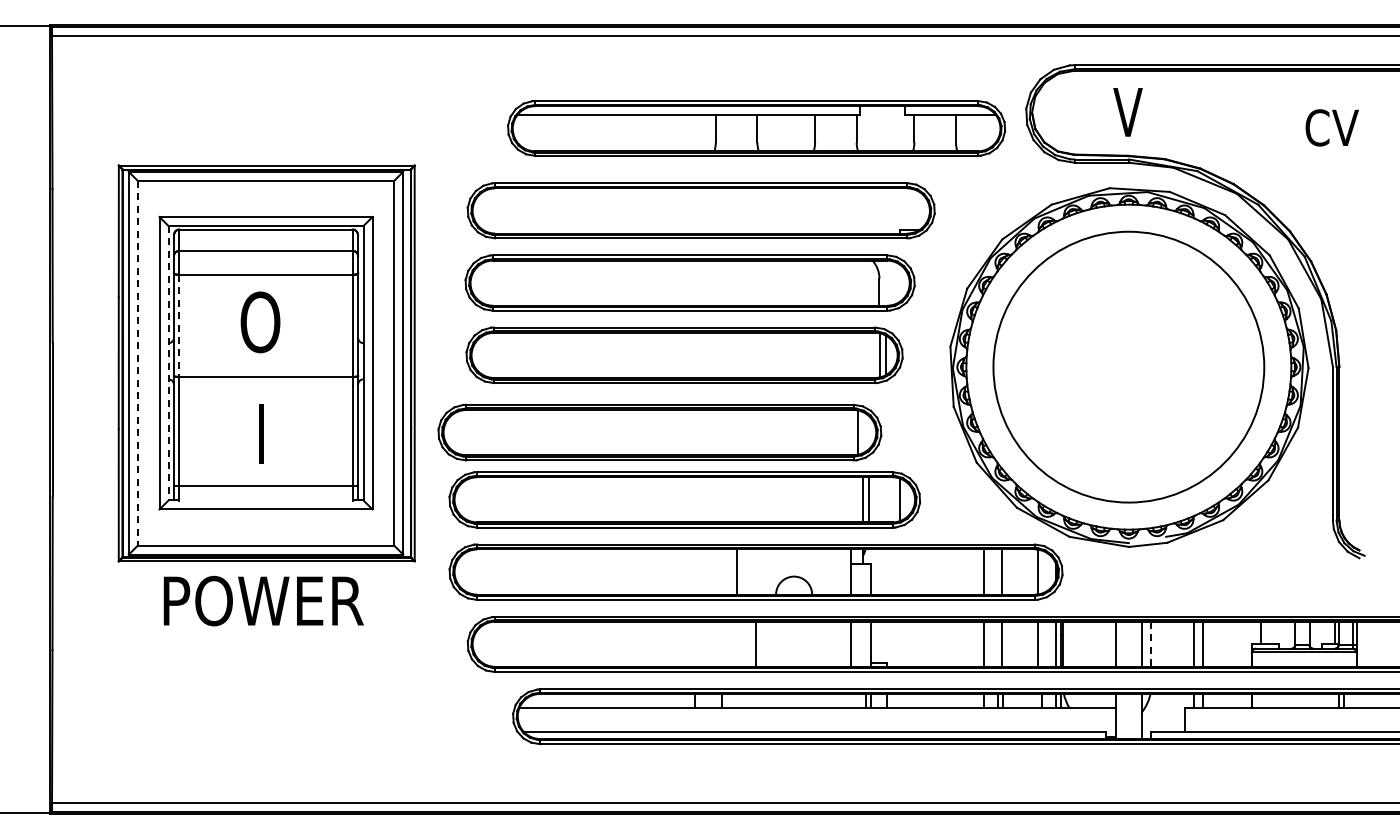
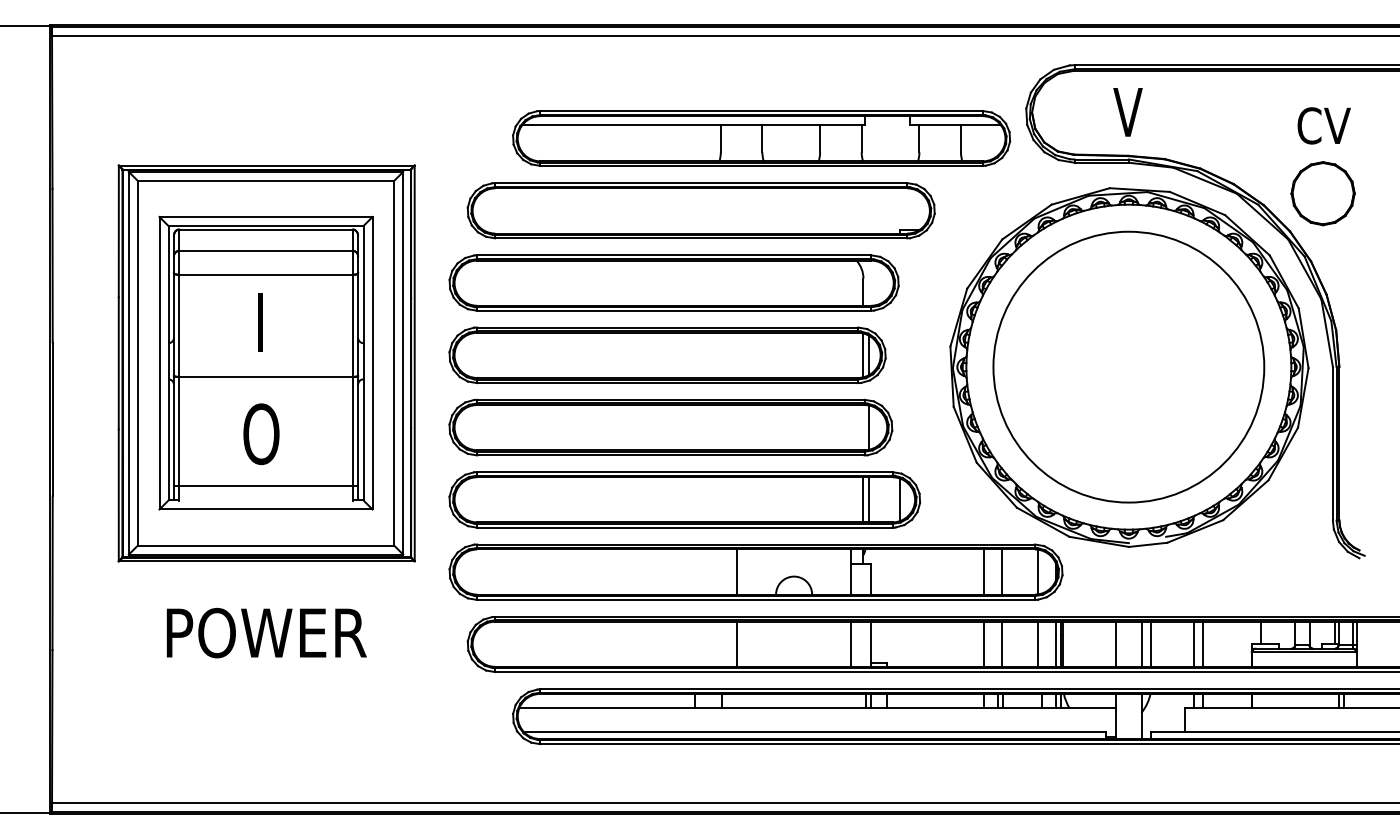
text position: (1331, 127) -> (1323, 125) (1323, 125)
part position: (756, 128) -> (761, 138) (761, 138)
part: none -> present (1322, 193)
part position: (689, 282) -> (673, 282) (673, 282)
text: O -> I (260, 322)
line: dashed -> solid (179, 326)
part position: (684, 355) -> (667, 355) (667, 355)
line: dashed -> solid (137, 363)
line: dashed -> solid (168, 363)
part position: (659, 432) -> (670, 427) (670, 427)
text: I -> O (261, 434)
text position: (263, 600) -> (266, 632) (266, 632)
line position: (756, 643) -> (737, 643) (737, 643)
line: dashed -> solid (1151, 644)
